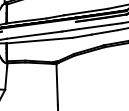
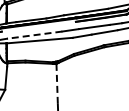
line: solid -> dashed (34, 35)
line: solid -> dashed (57, 84)
